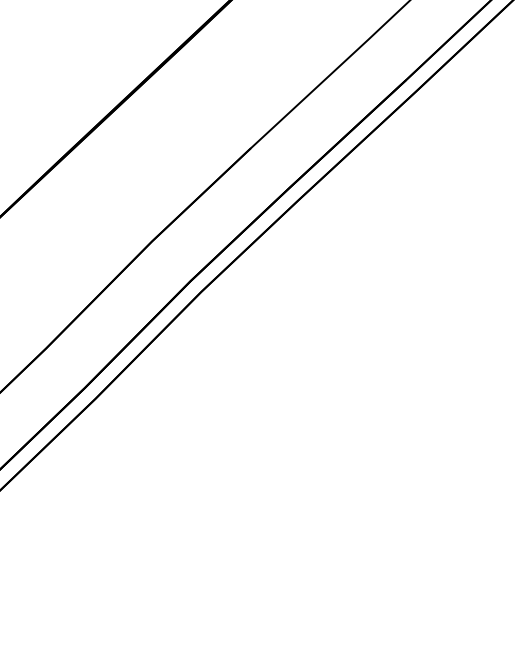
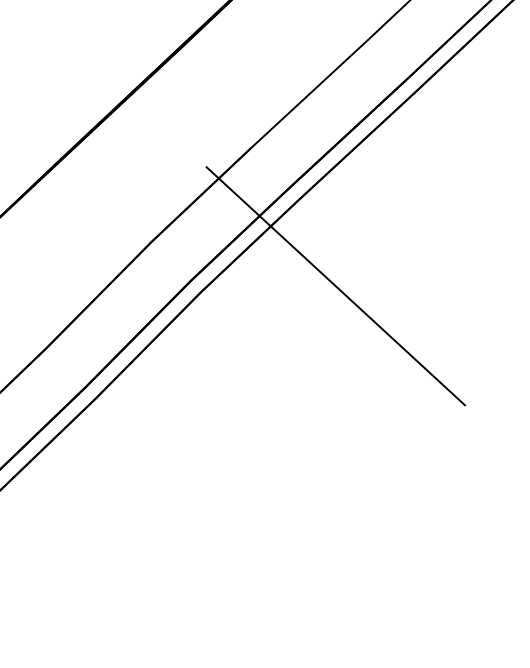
line: none -> present (335, 286)
